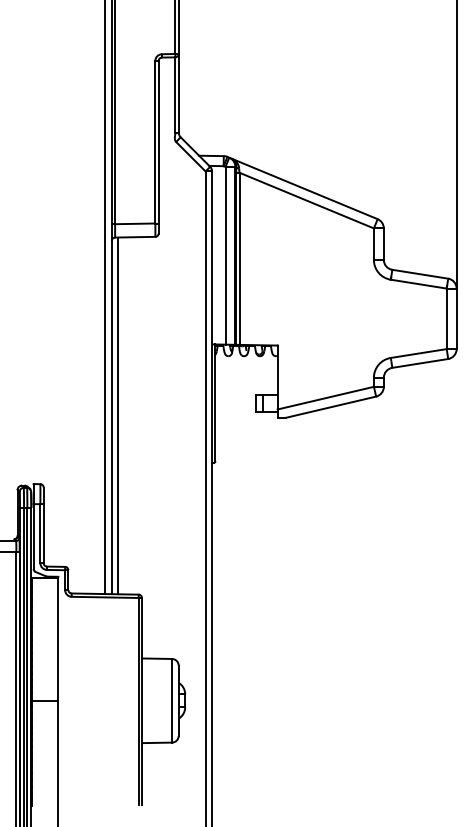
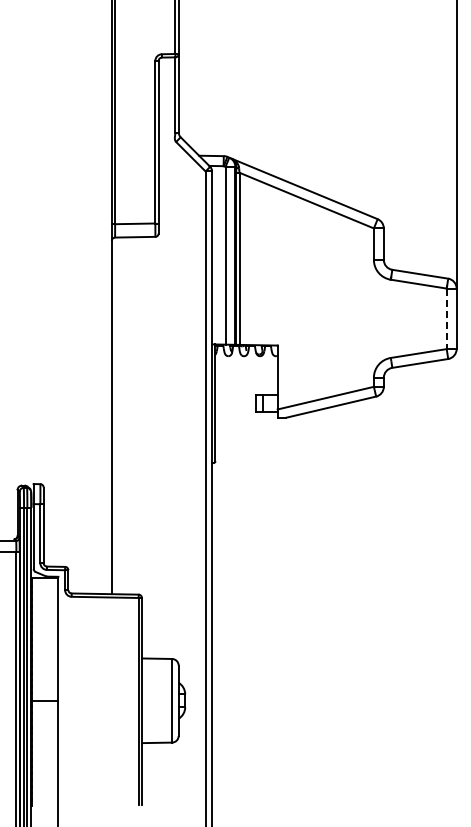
line: present -> none (105, 298)
line: solid -> dashed (446, 319)
line: present -> none (118, 415)
